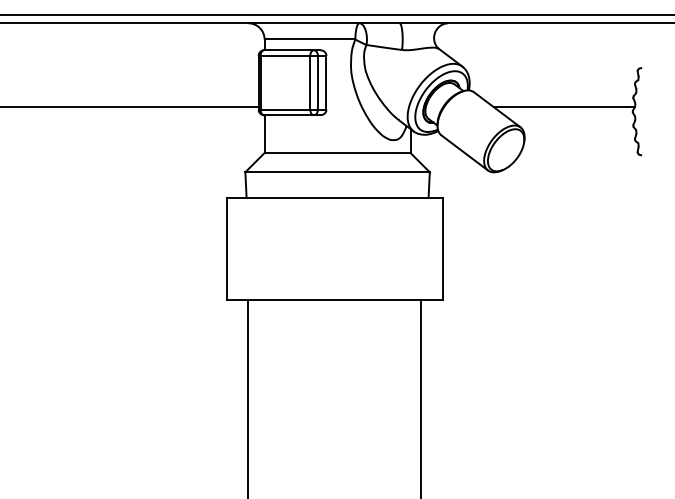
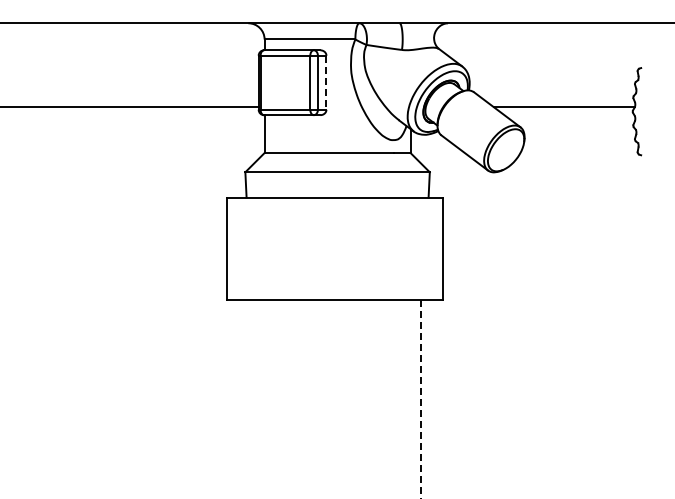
line: present -> none (336, 15)
line: solid -> dashed (326, 83)
line: present -> none (248, 397)
line: solid -> dashed (421, 400)
